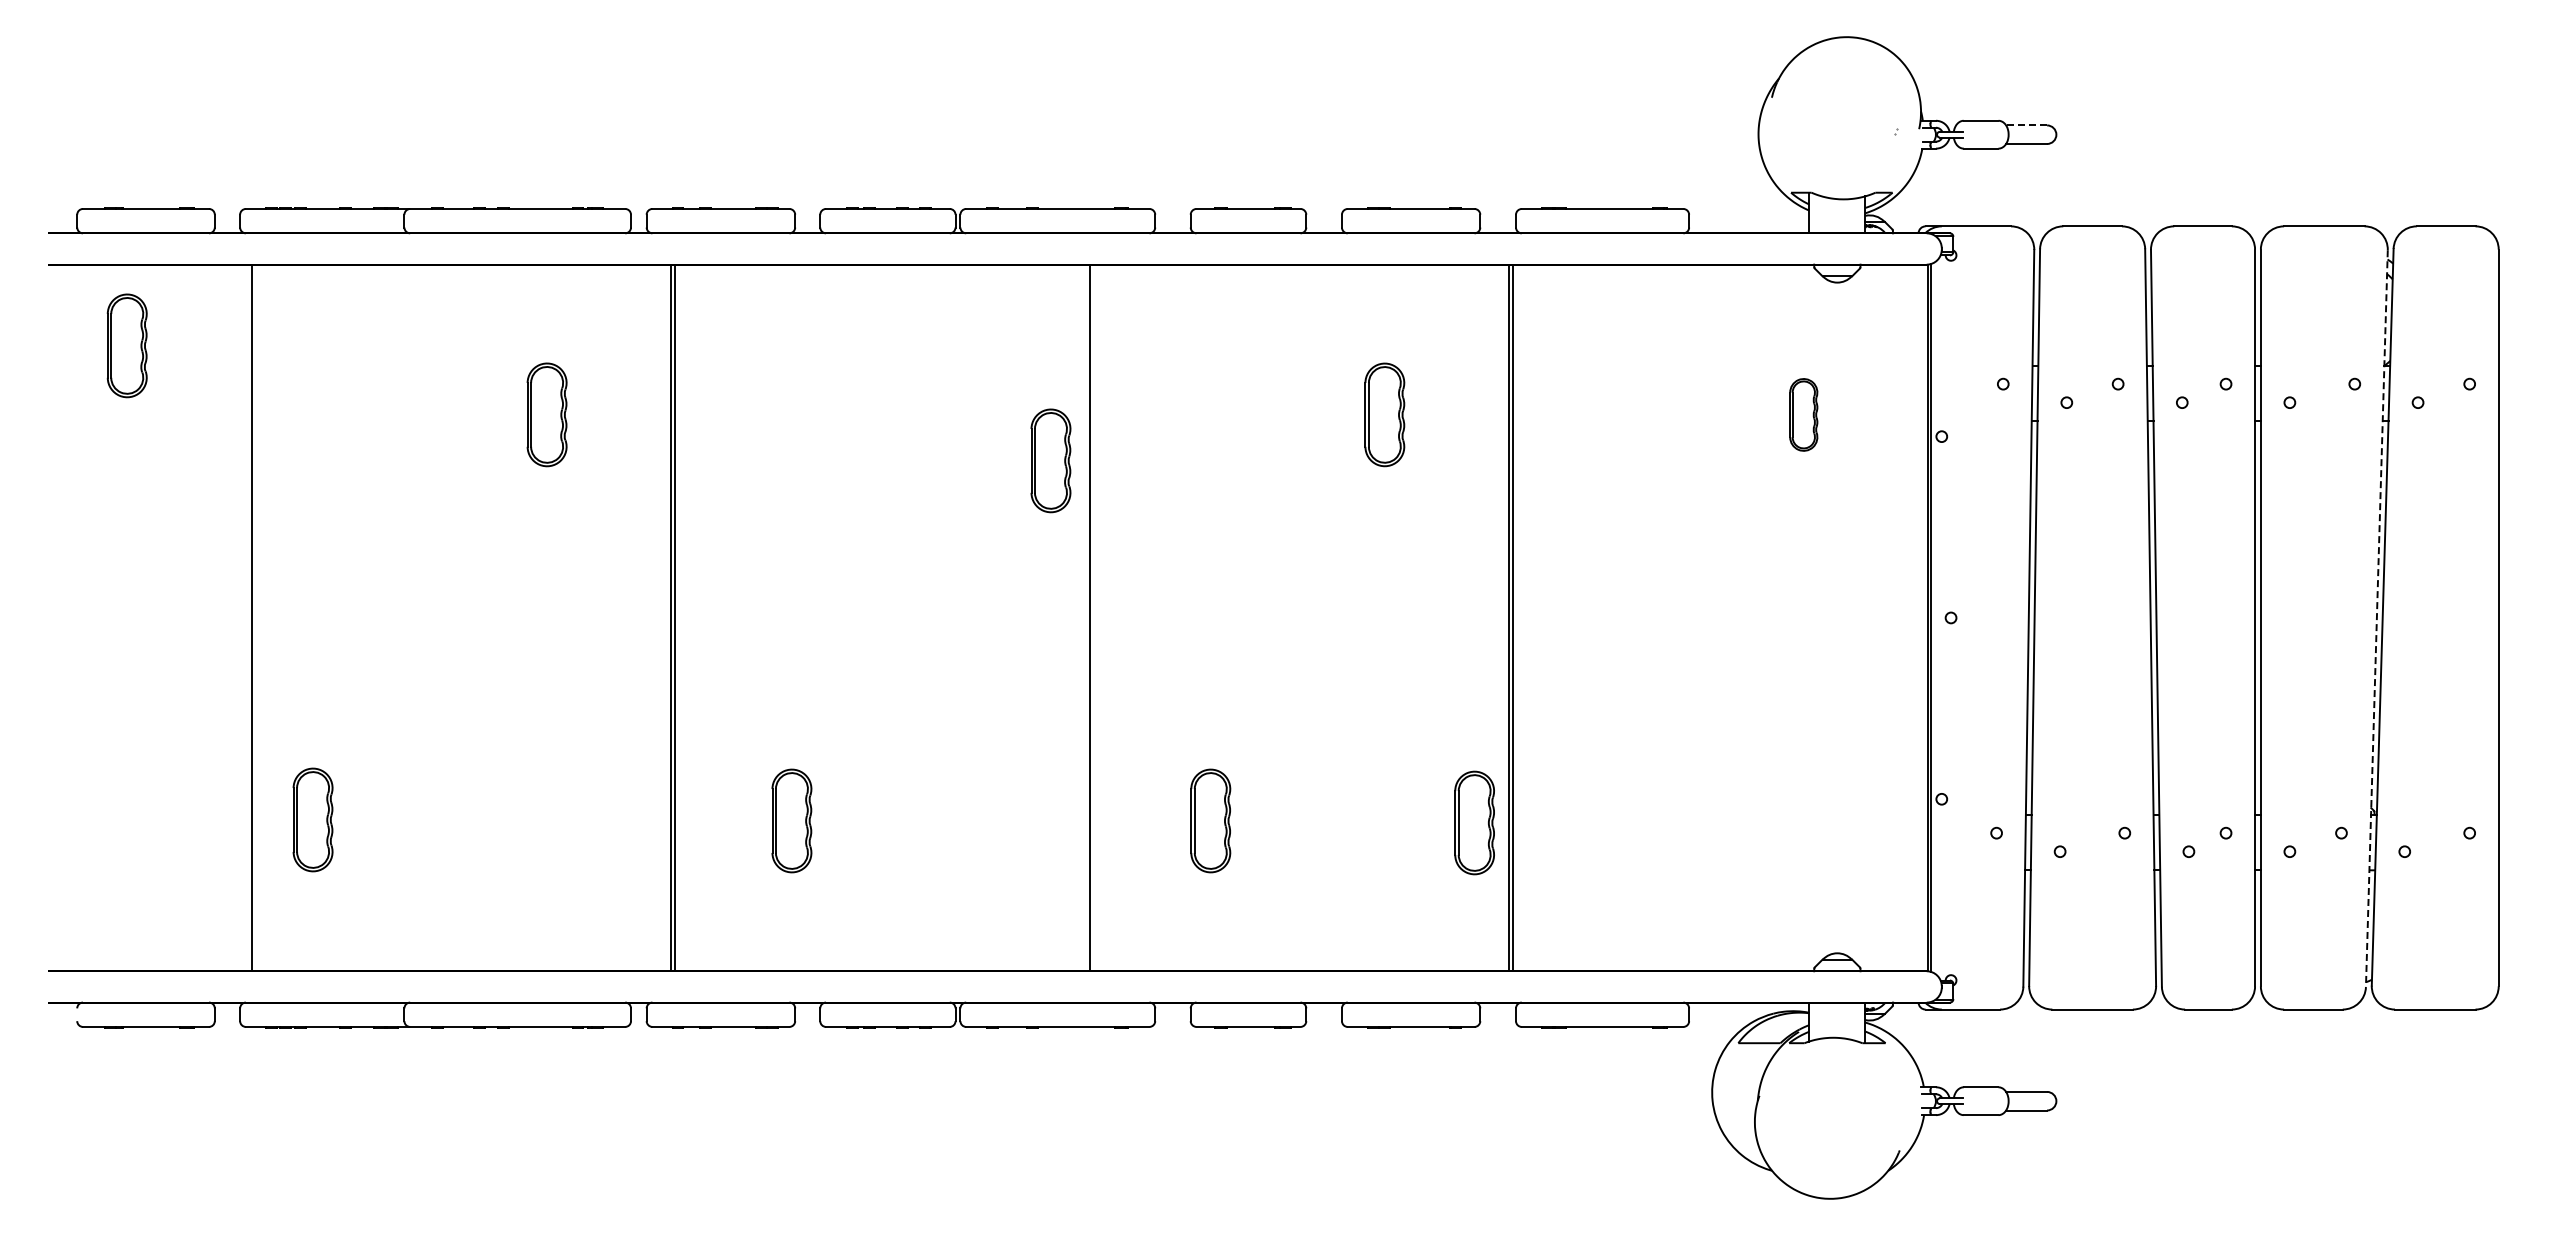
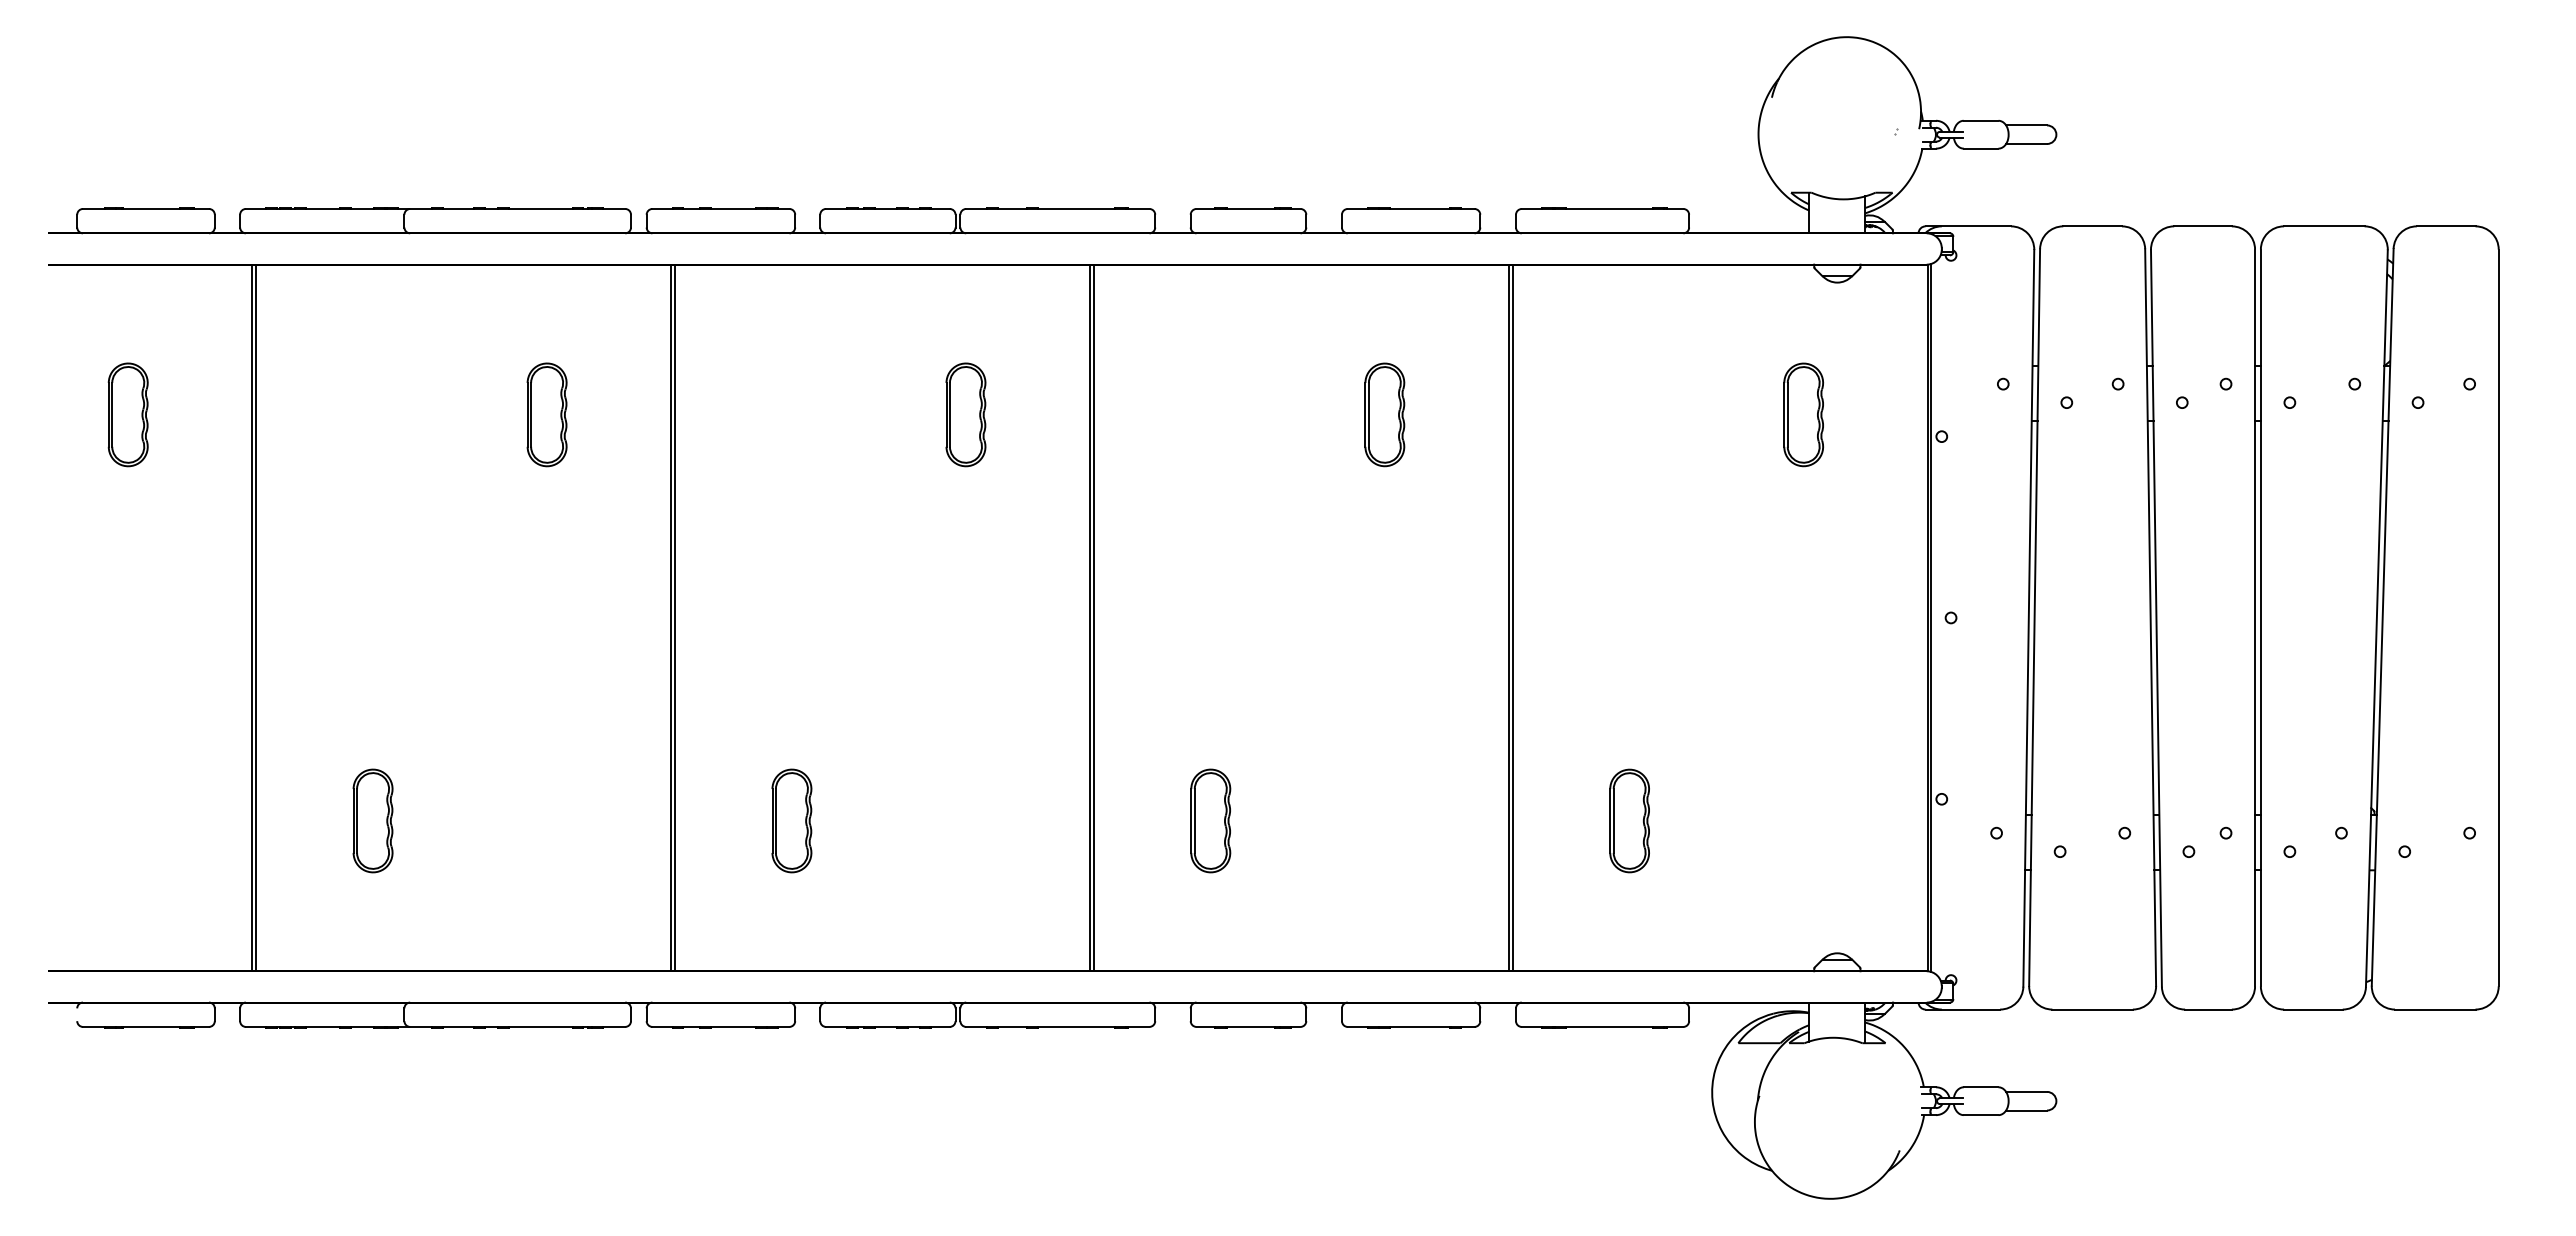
line: dashed -> solid (2026, 125)
part position: (126, 345) -> (127, 414) (127, 414)
part size: 30x74 px -> 42x106 px (1803, 414)
part position: (1050, 460) -> (965, 414) (965, 414)
line: none -> present (255, 617)
line: none -> present (1093, 617)
line: dashed -> solid (2376, 618)
part position: (312, 819) -> (372, 820) (372, 820)
part position: (1474, 822) -> (1629, 820) (1629, 820)
